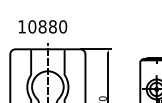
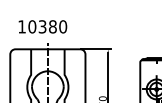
text: 10880 -> 10380 (42, 26)
